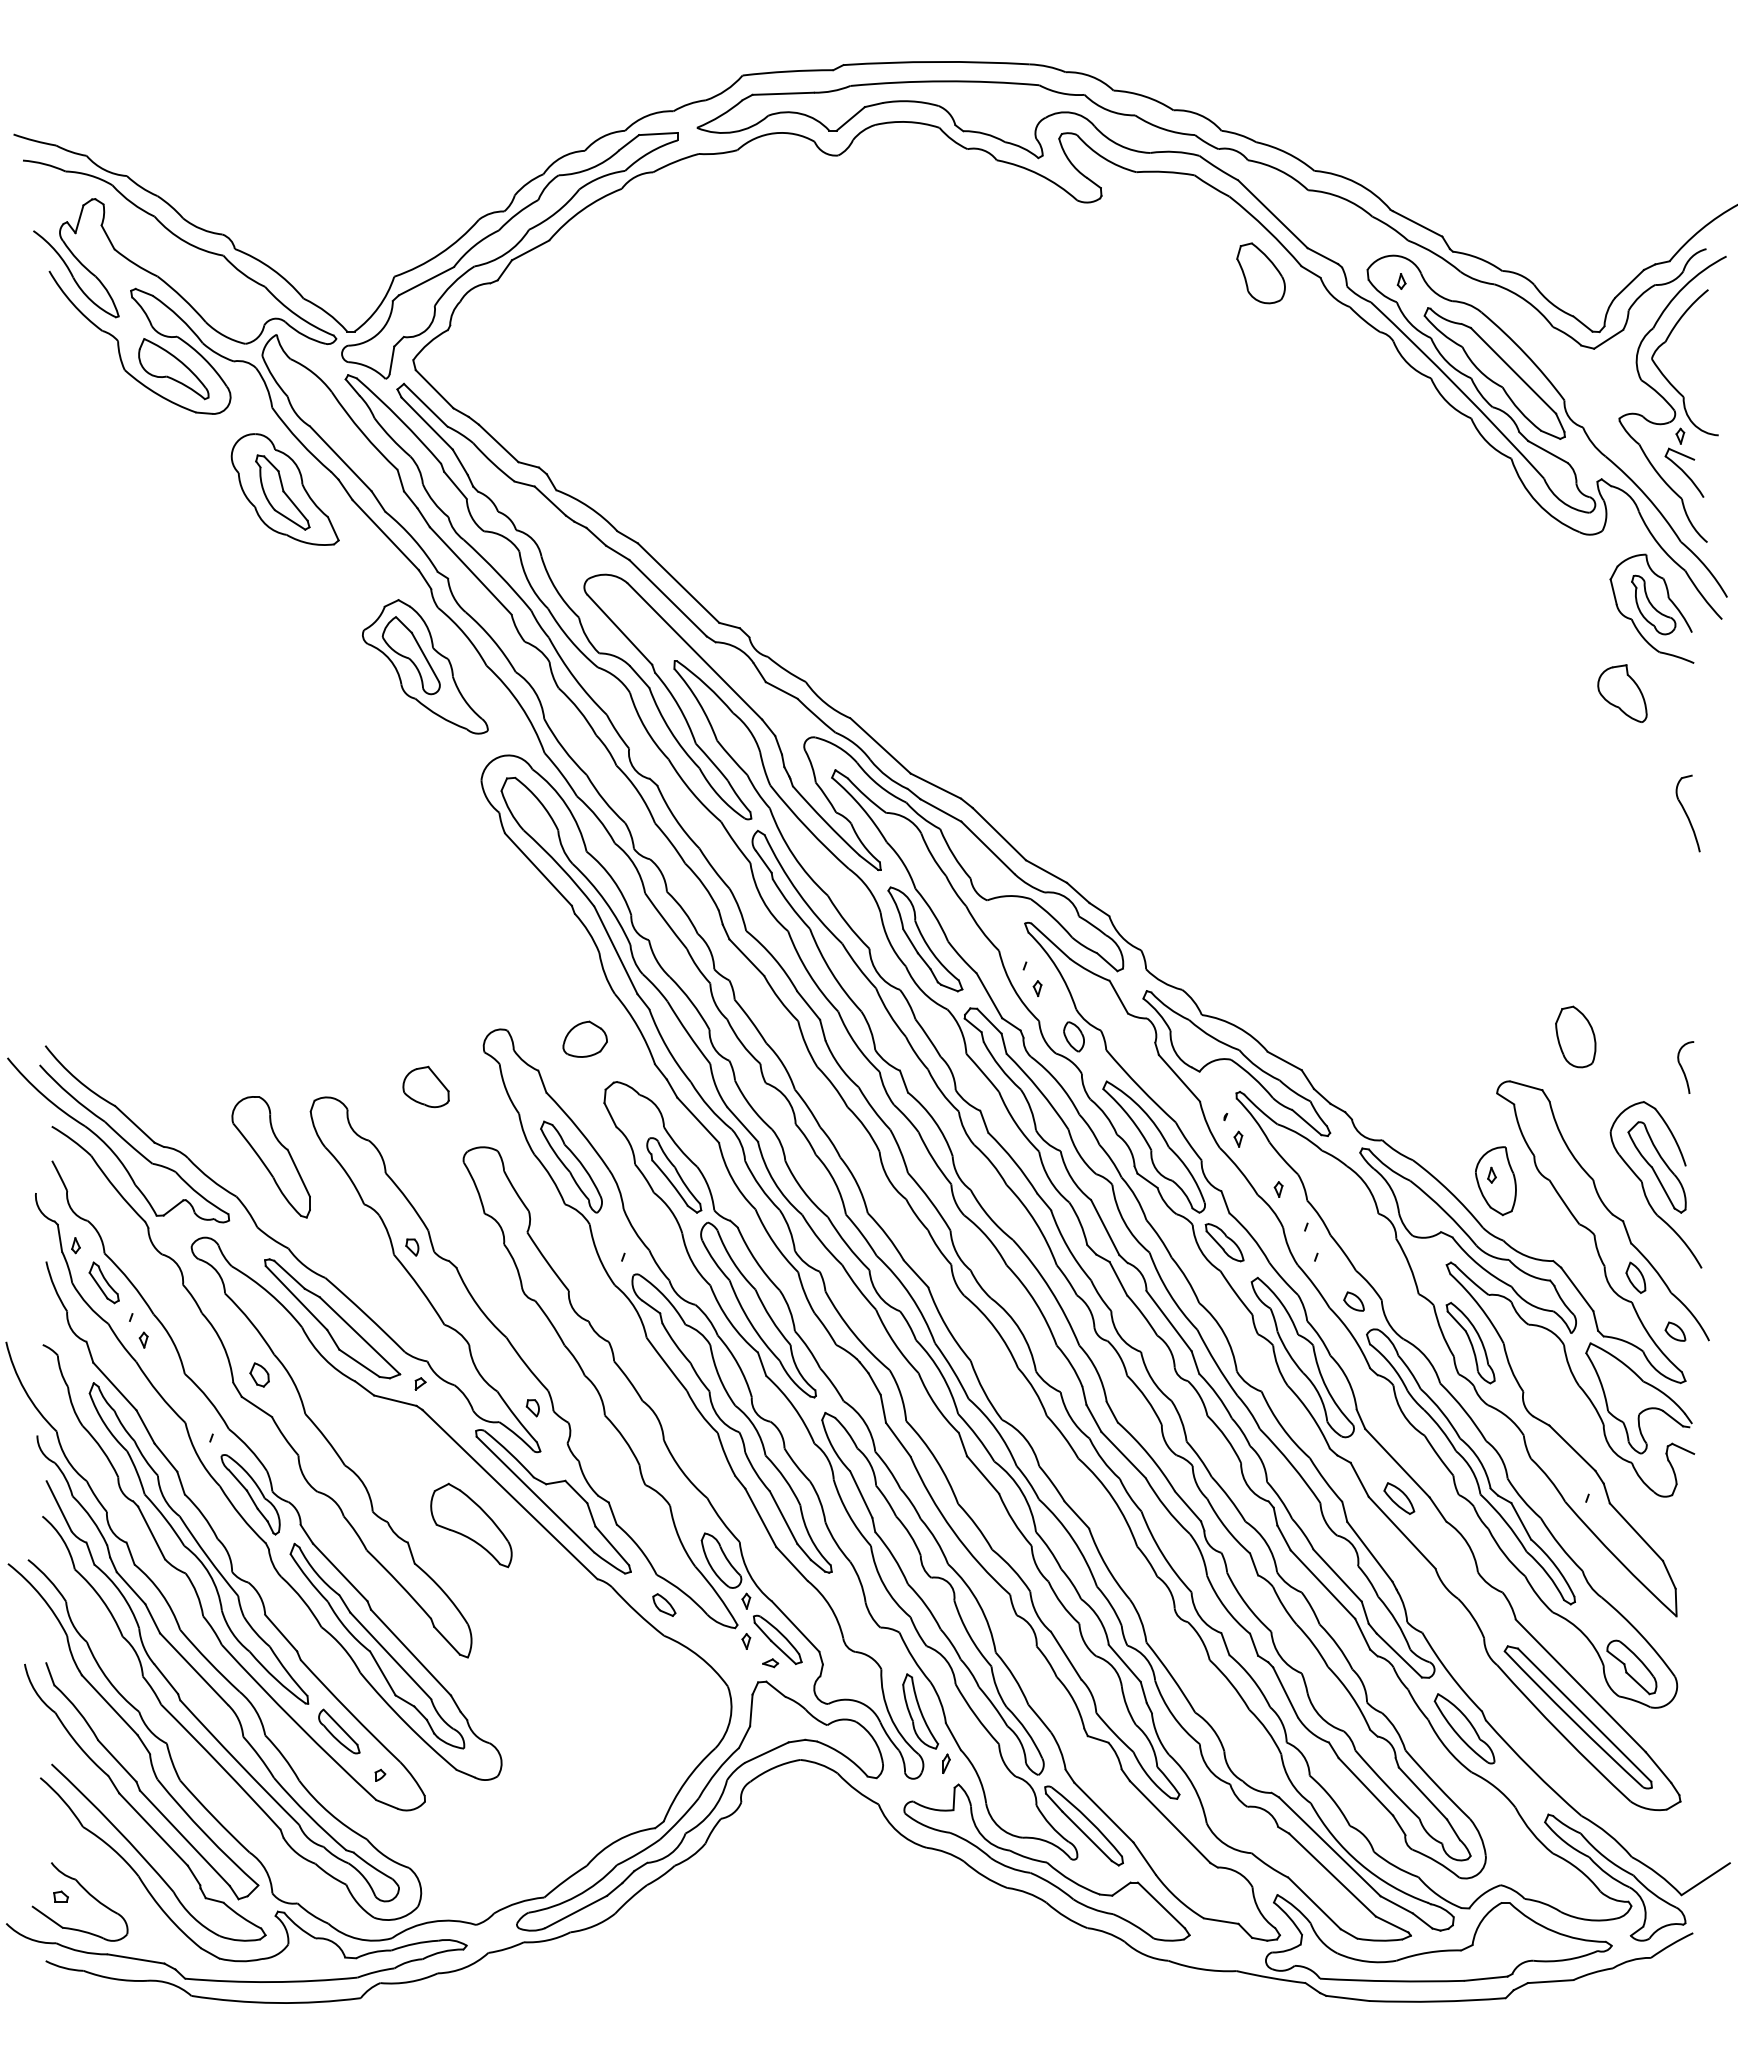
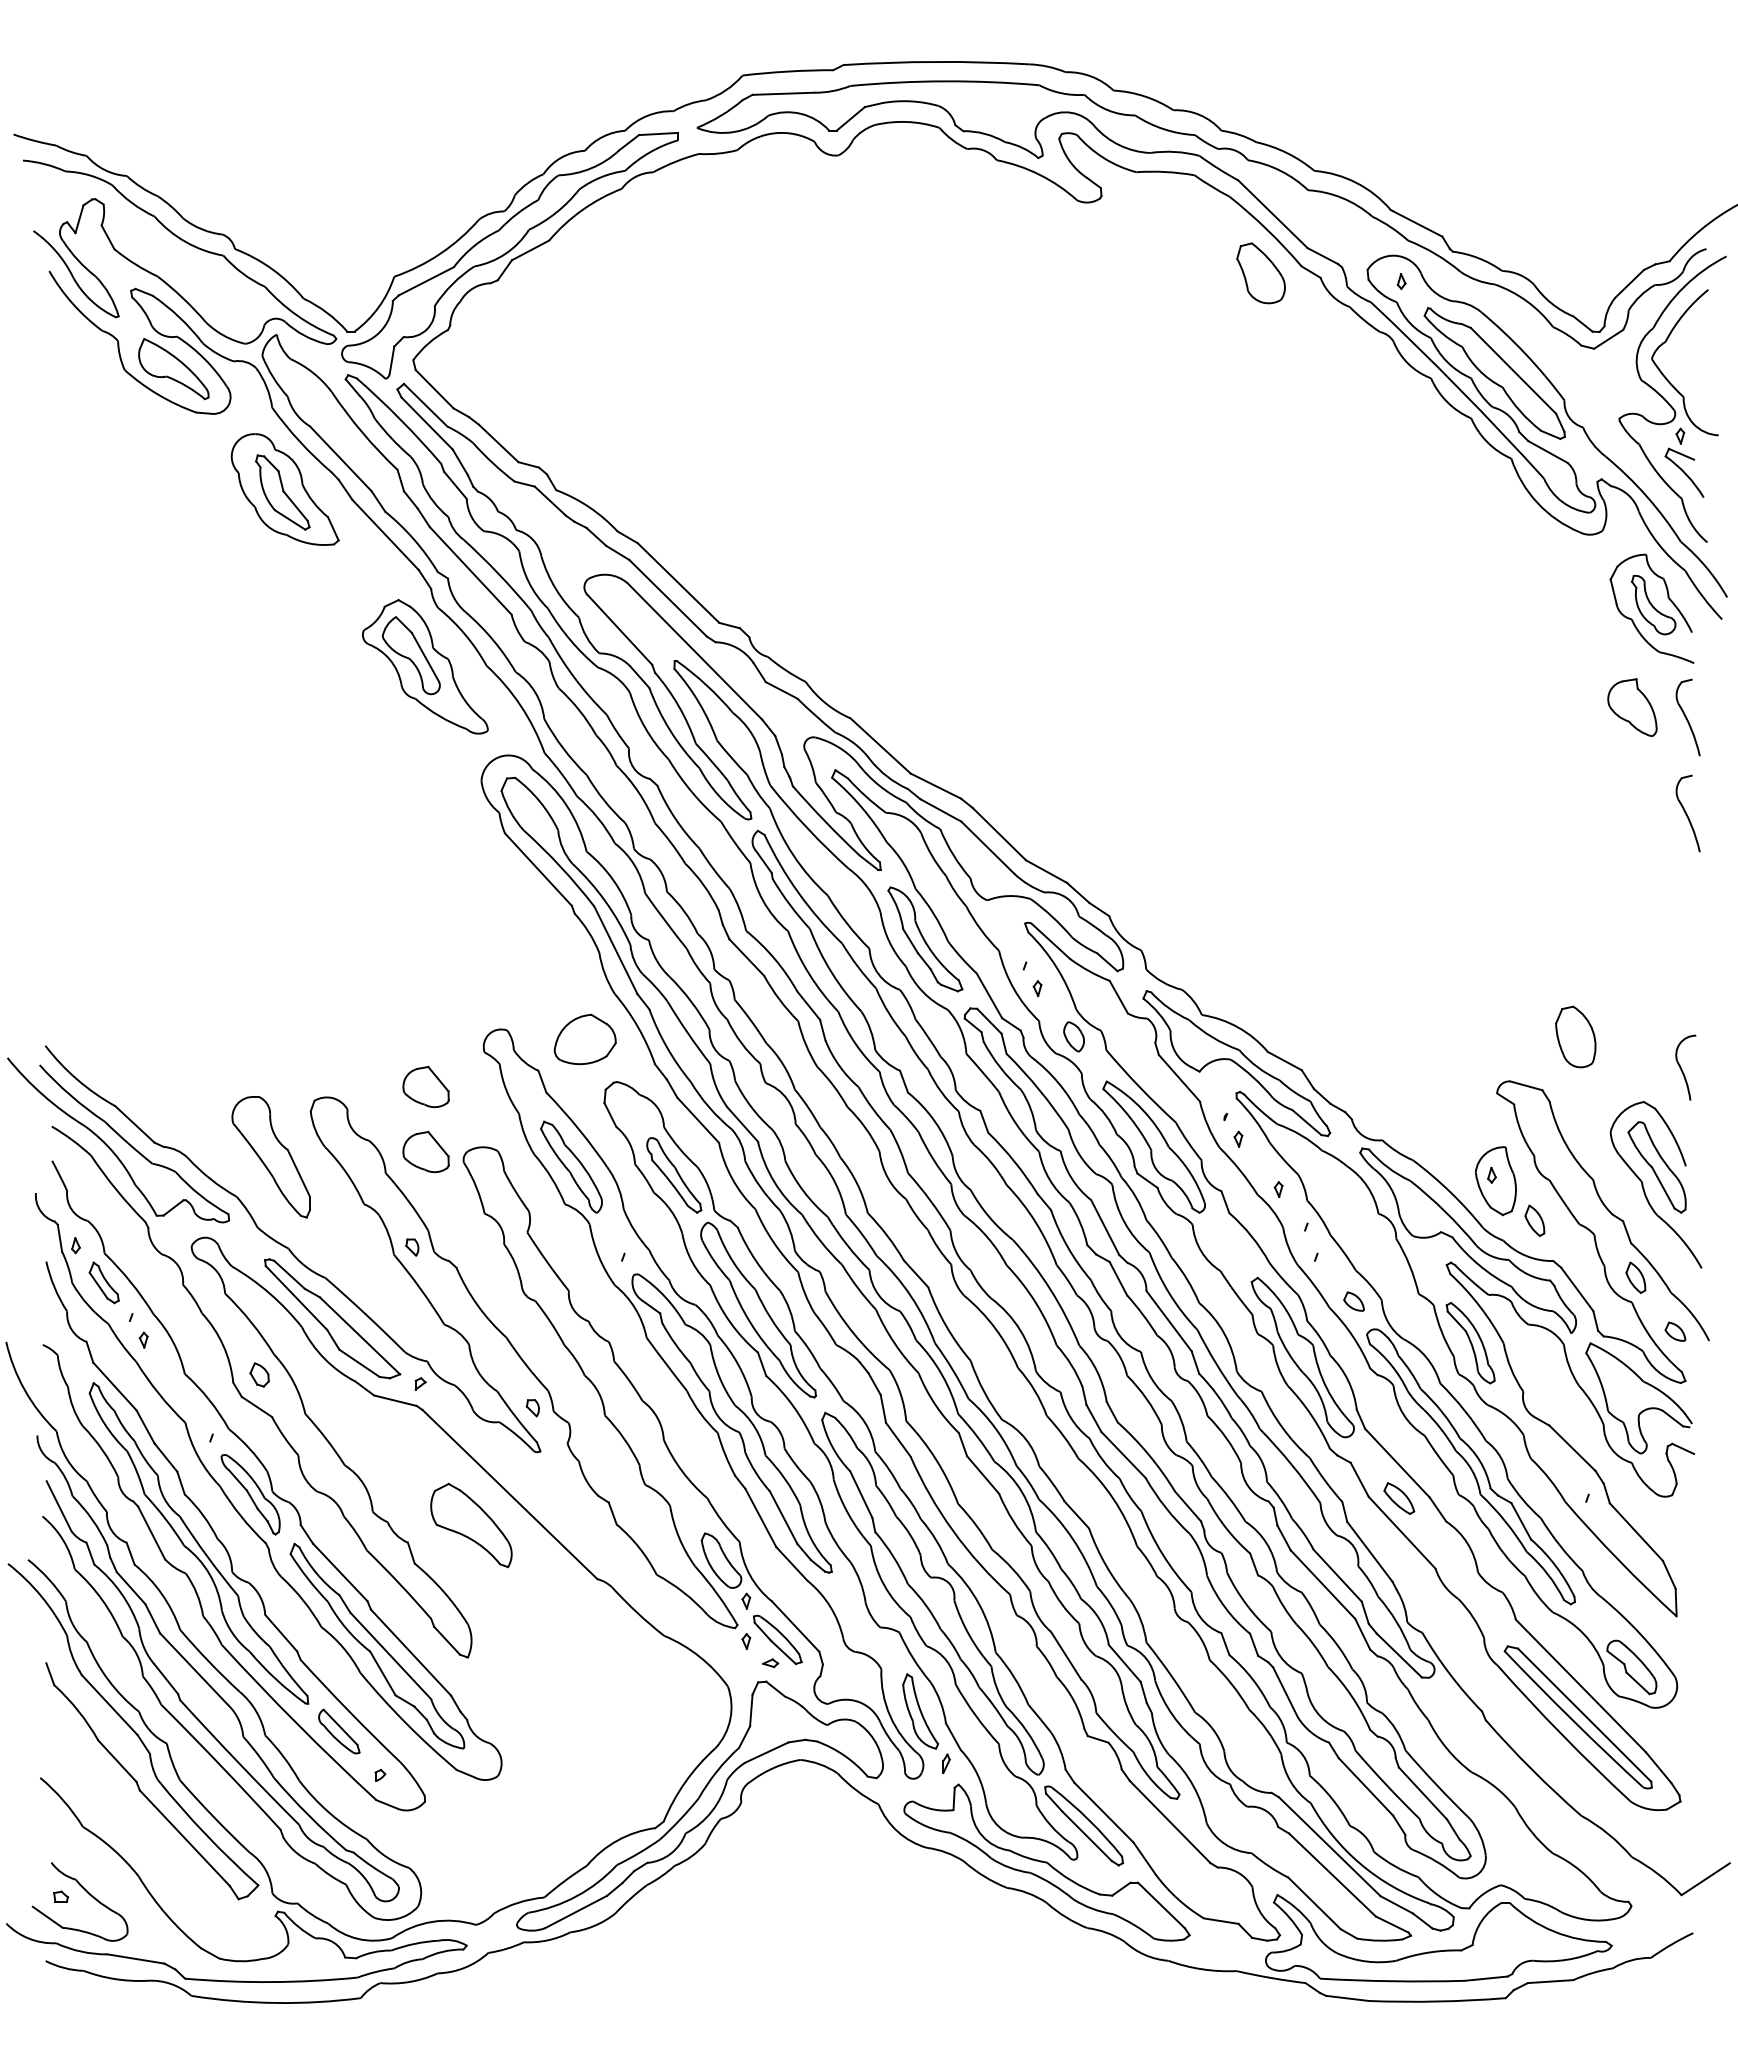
part position: (1622, 693) -> (1632, 707) (1632, 707)
part: none -> present (1687, 717)
part size: 46x38 px -> 64x53 px (584, 1039)
part size: 18x53 px -> 22x67 px (1685, 1067)
part: none -> present (425, 1151)
part: none -> present (1534, 1220)
part: present -> none (1224, 1242)
part: present -> none (553, 1501)
part: present -> none (664, 1604)
part: present -> none (1464, 1728)
part: present -> none (136, 1810)
part: present -> none (1615, 1877)
